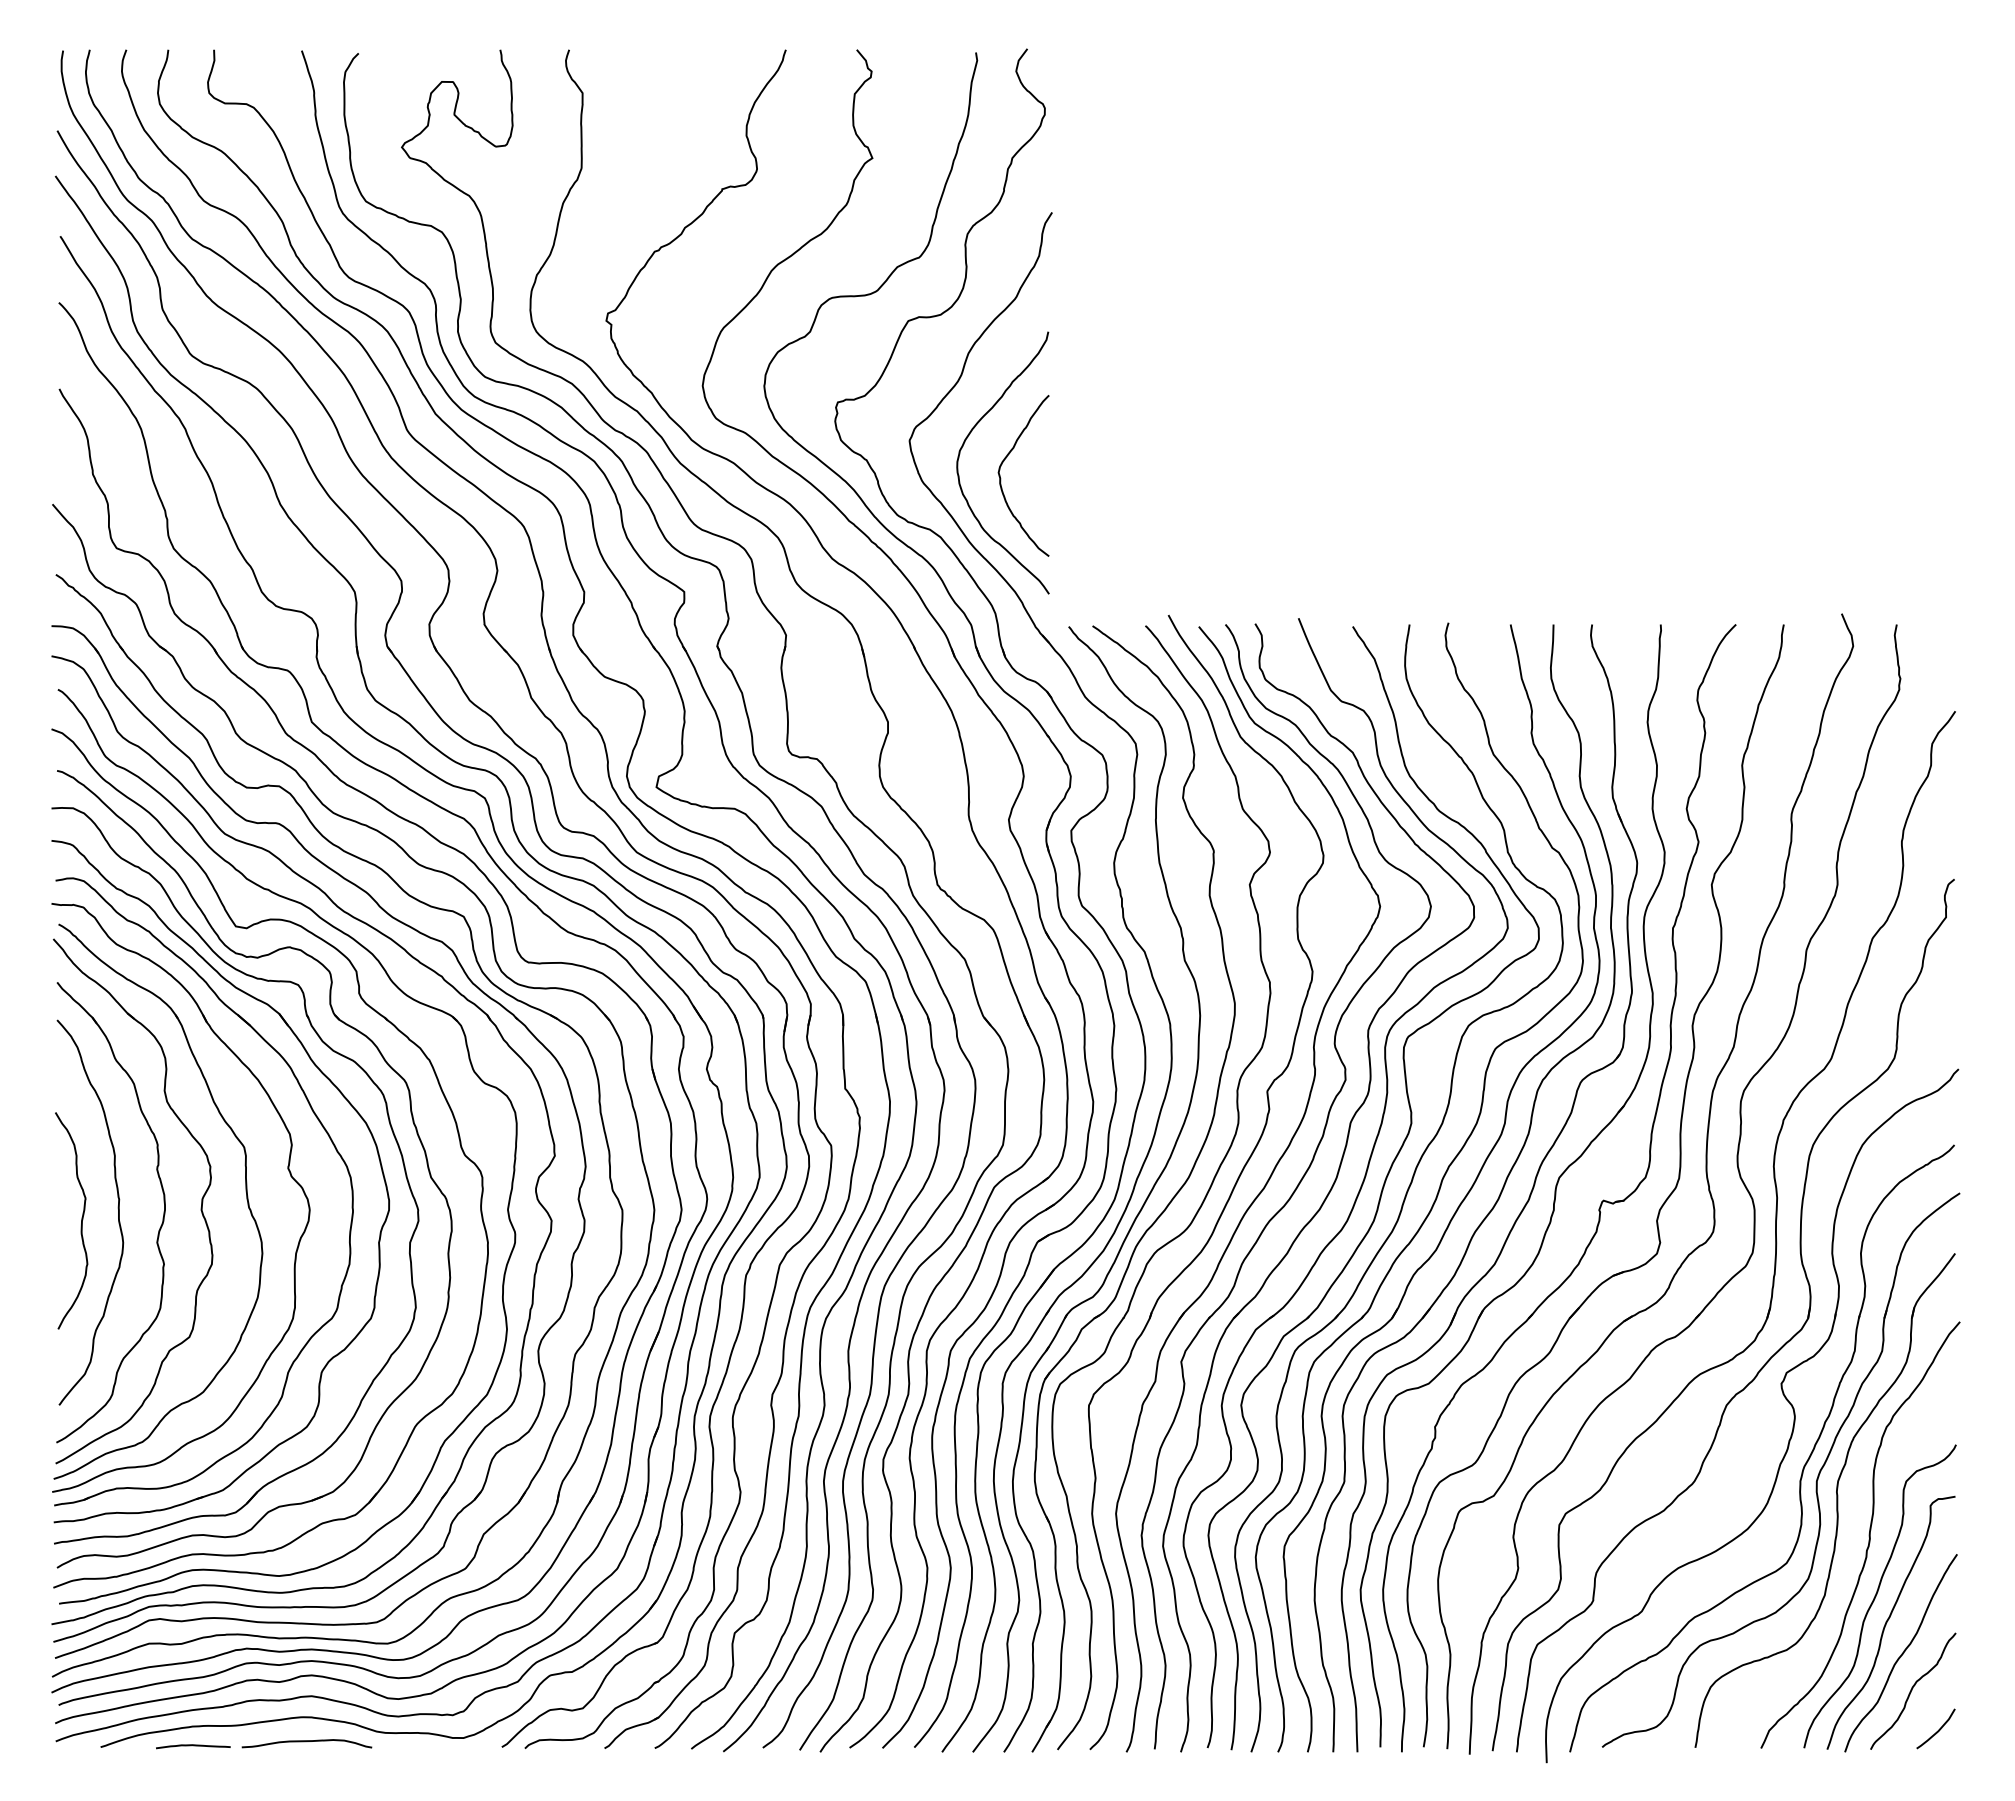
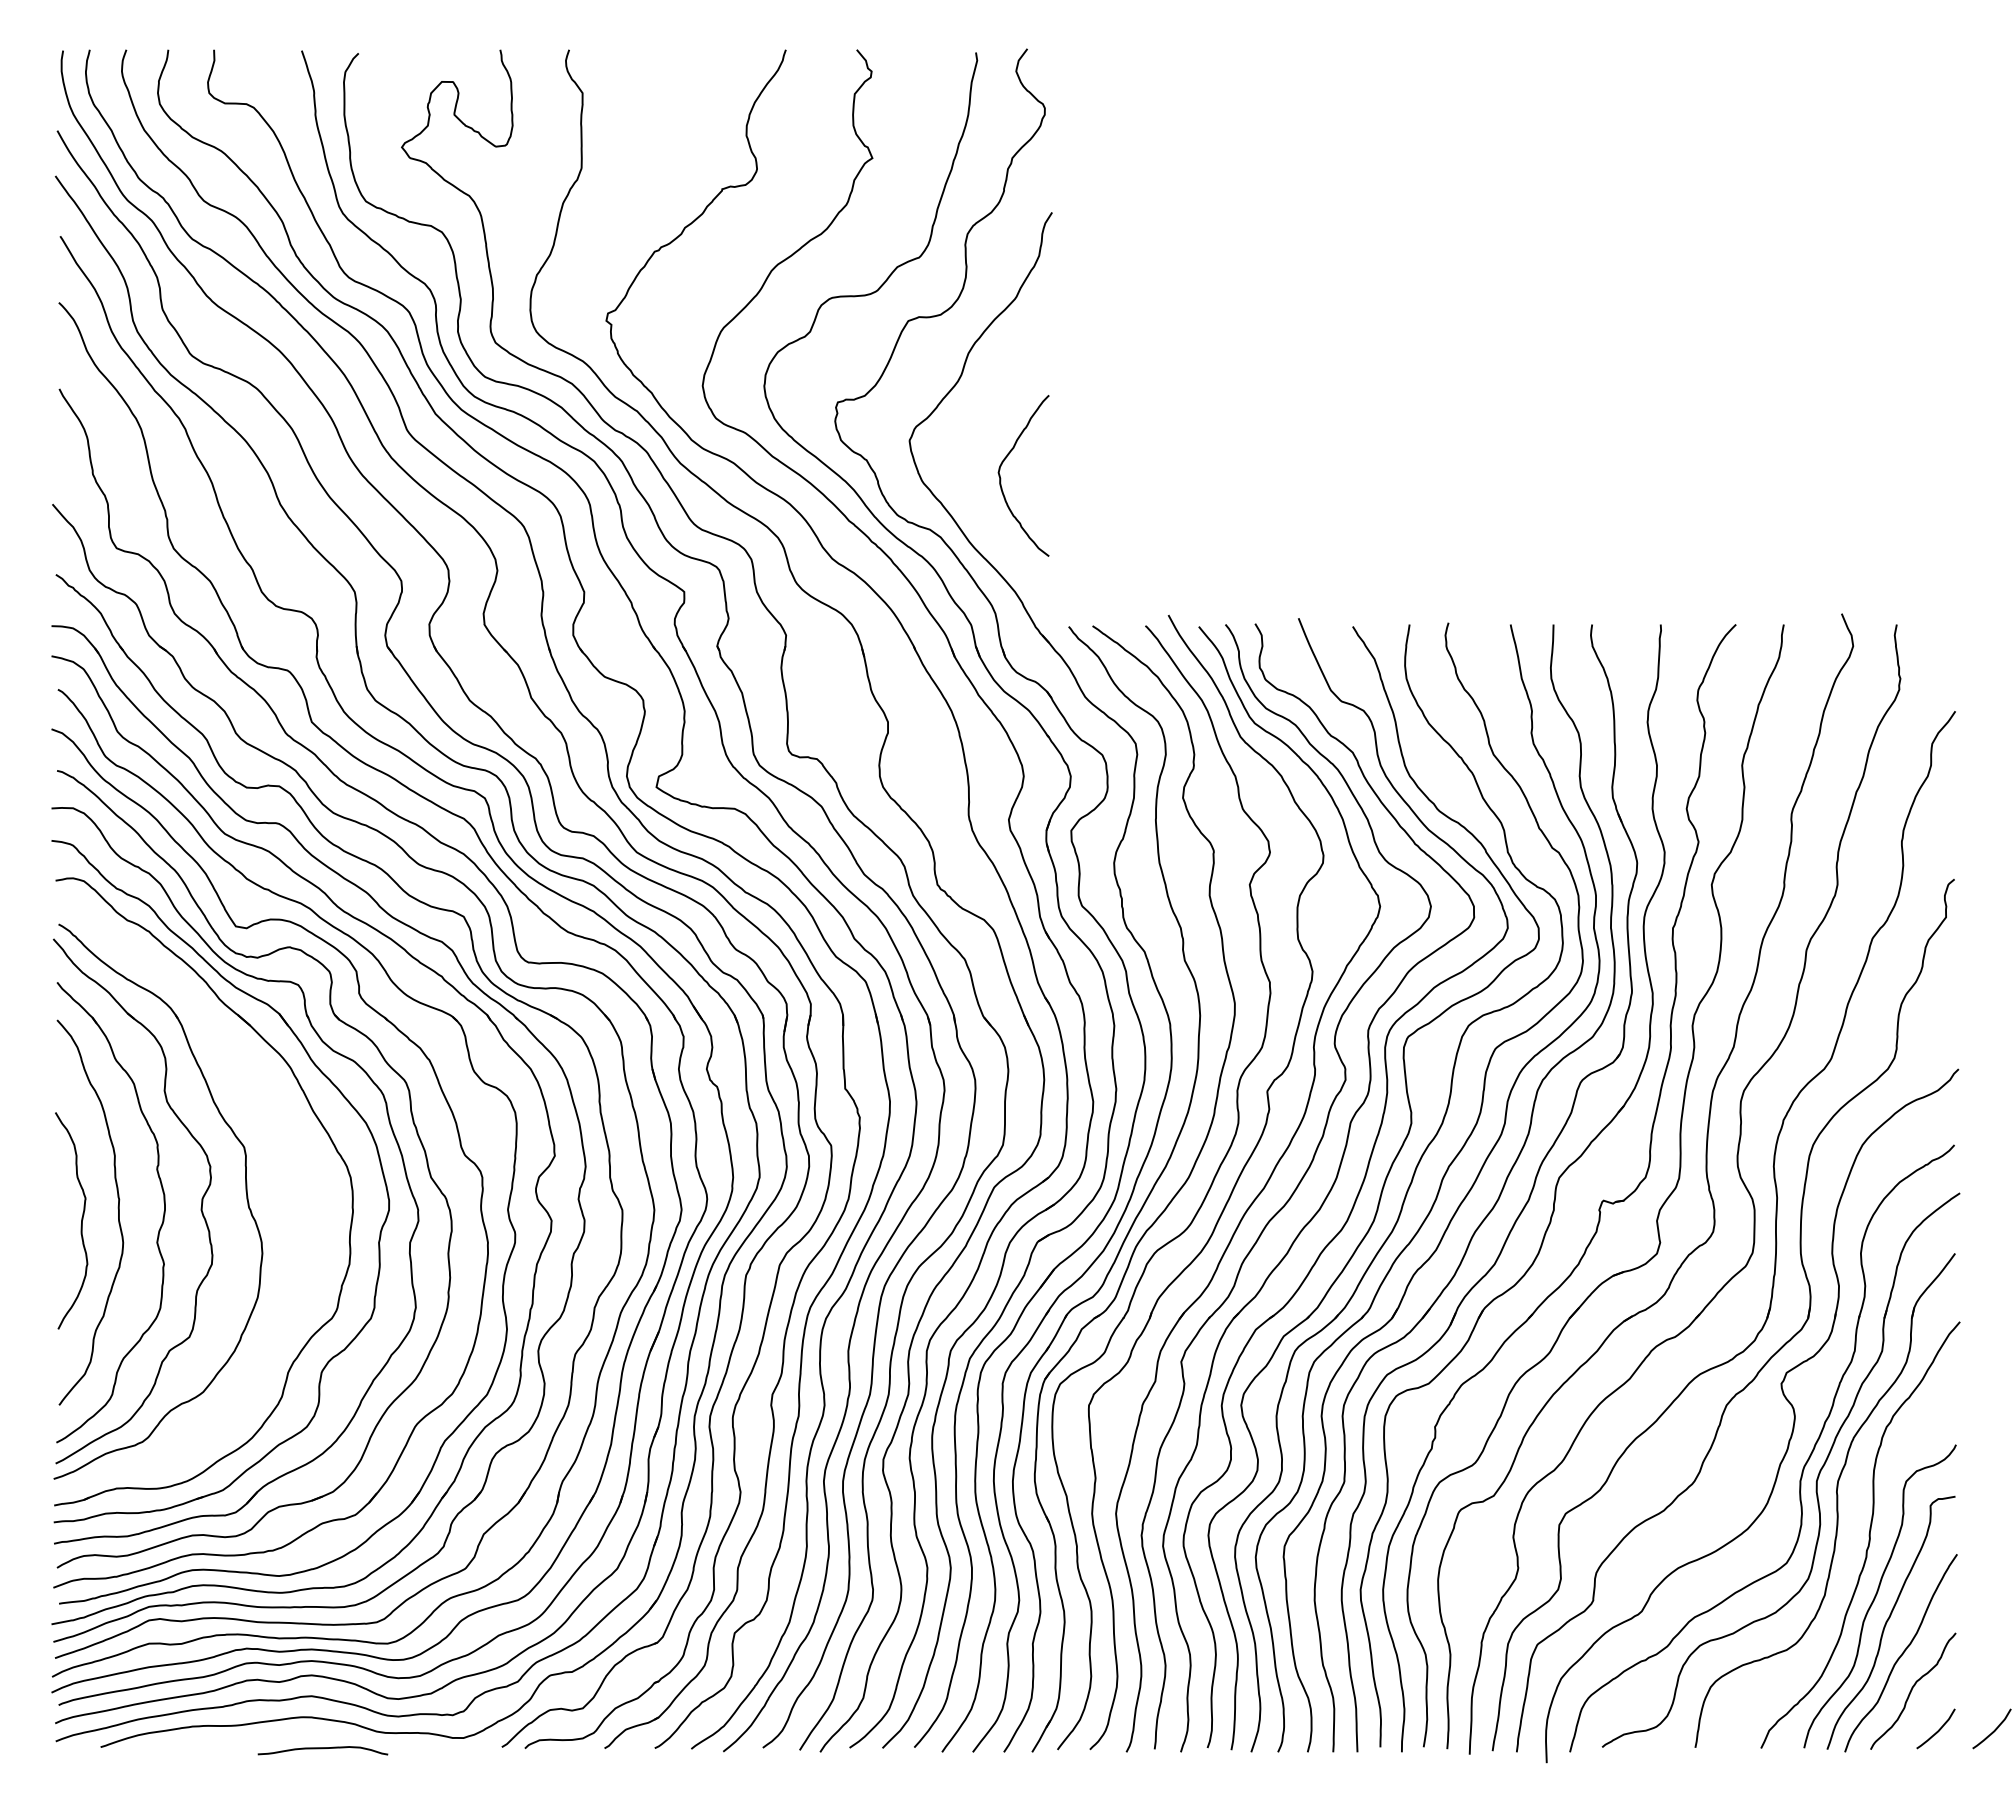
curve: present -> none (964, 444)
part: present -> none (287, 1169)
curve: none -> present (1993, 1730)
curve position: (306, 1742) -> (322, 1749) (322, 1749)
curve: present -> none (193, 1746)
